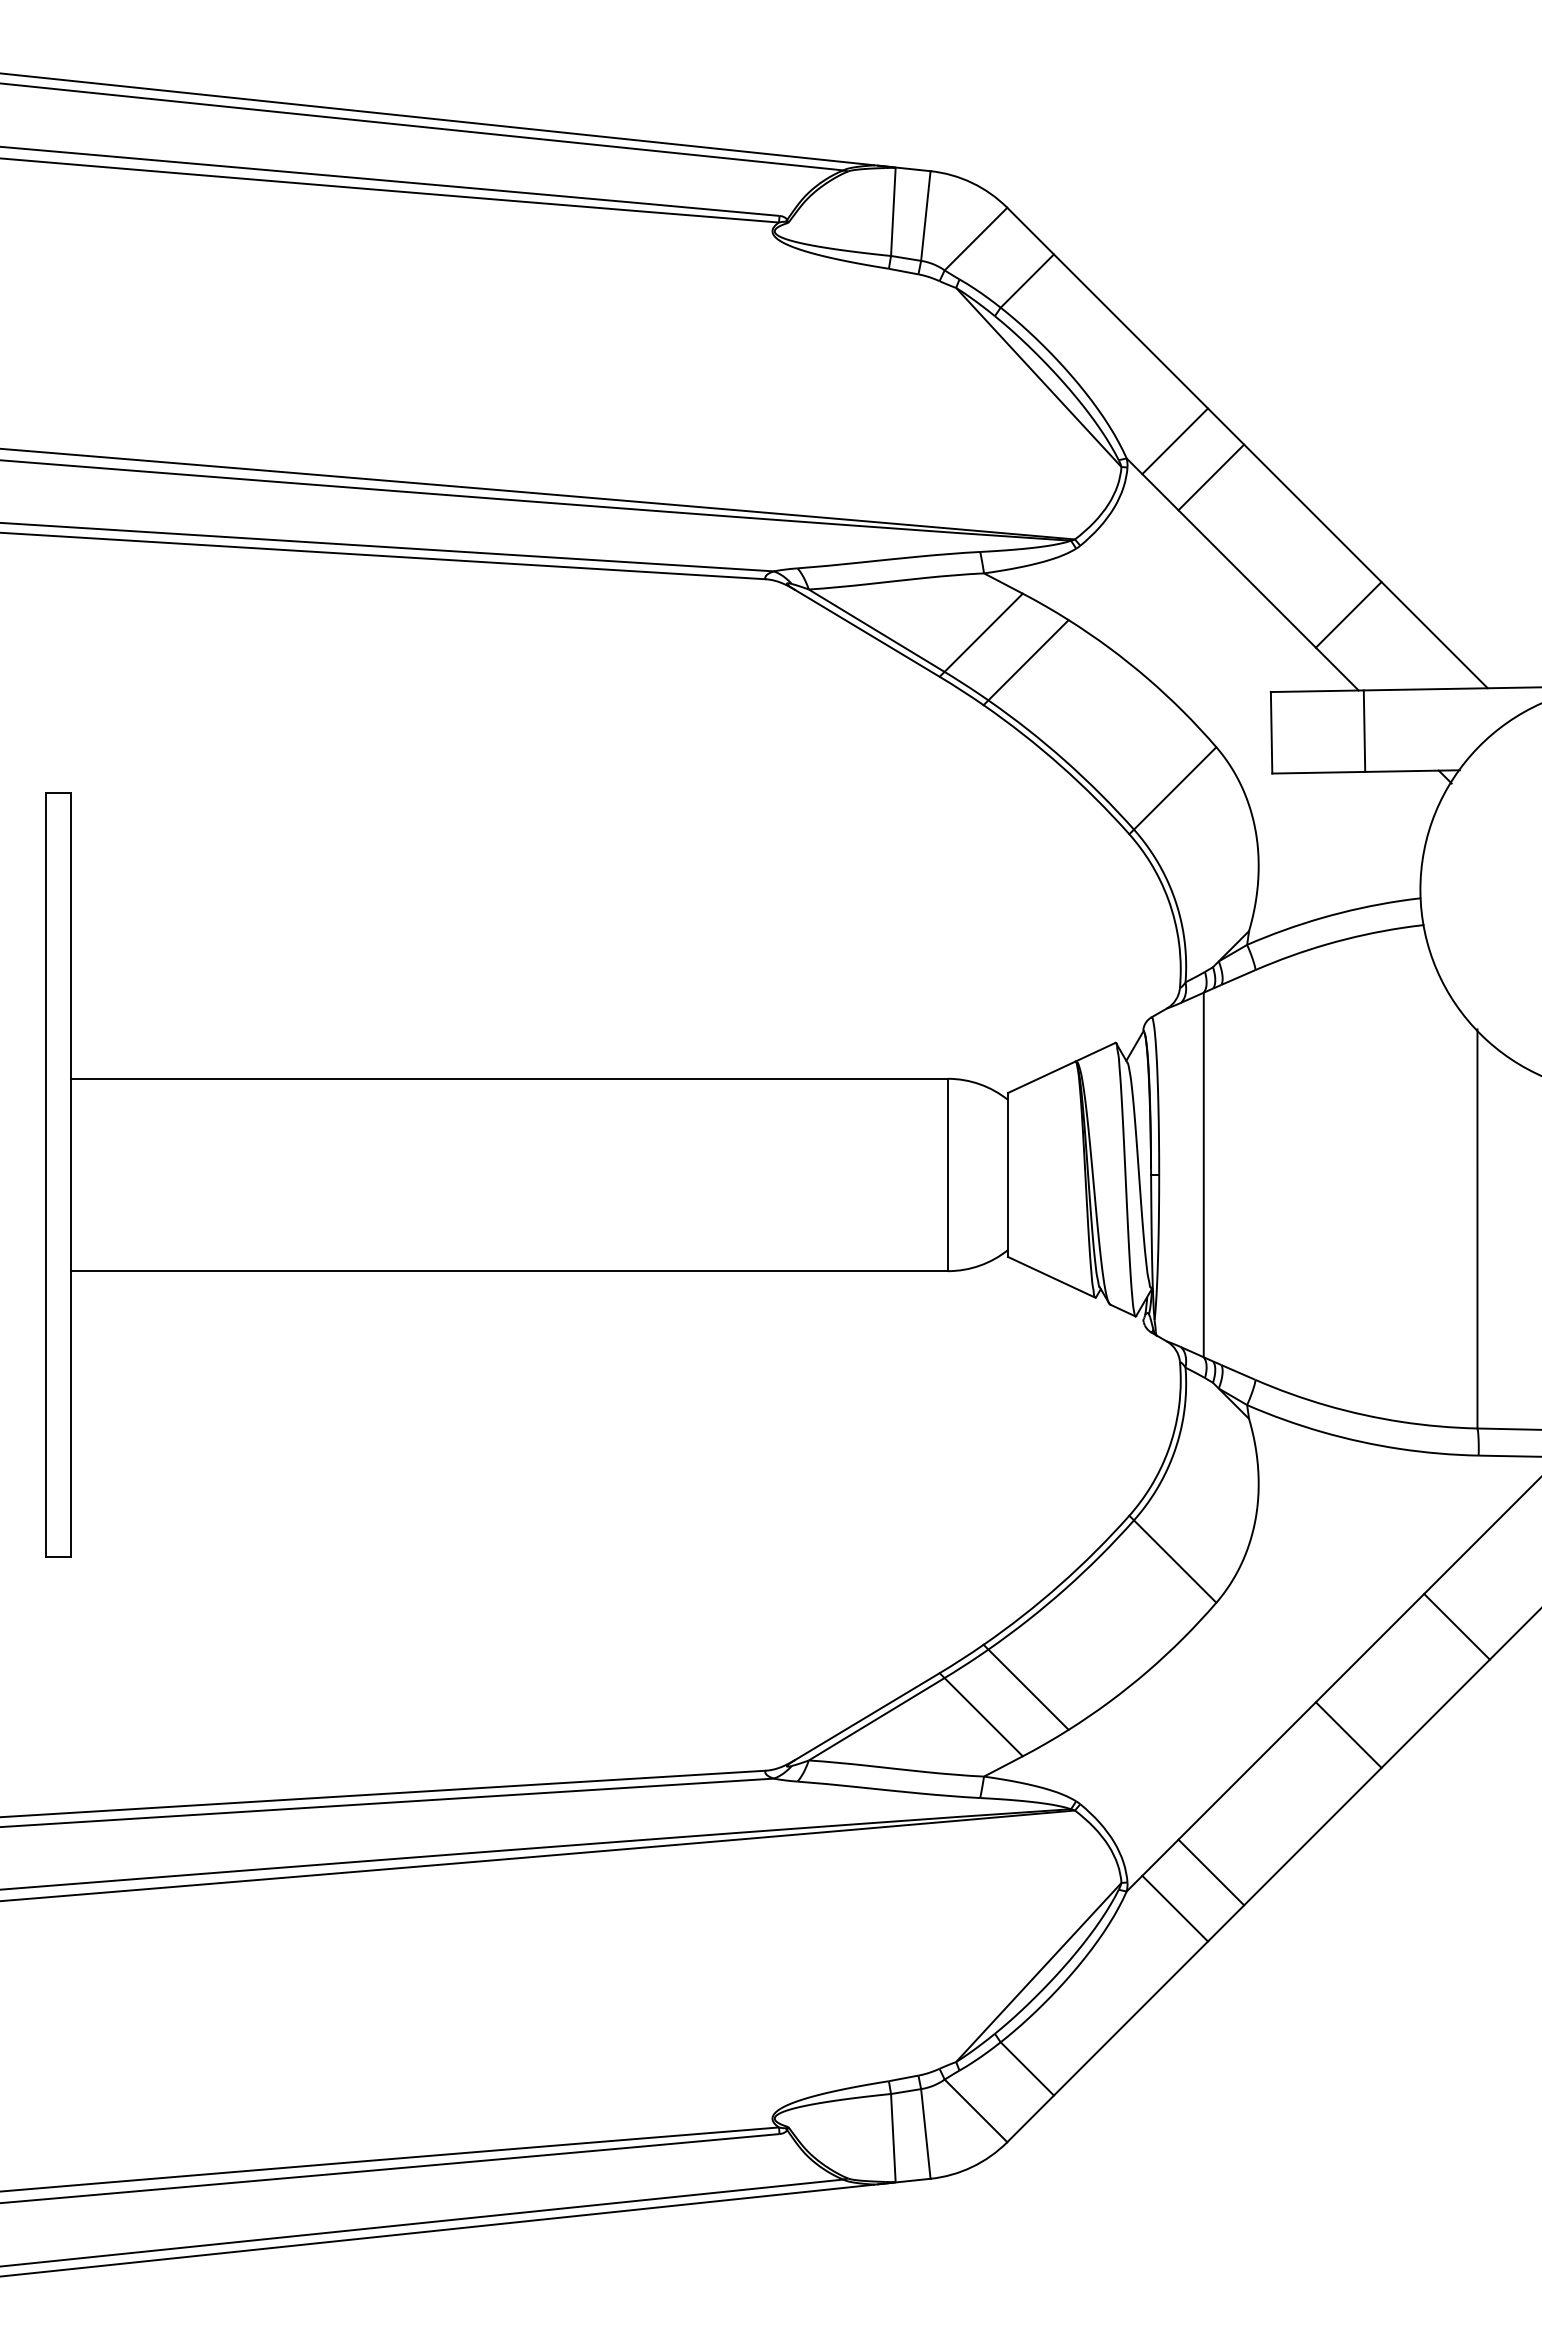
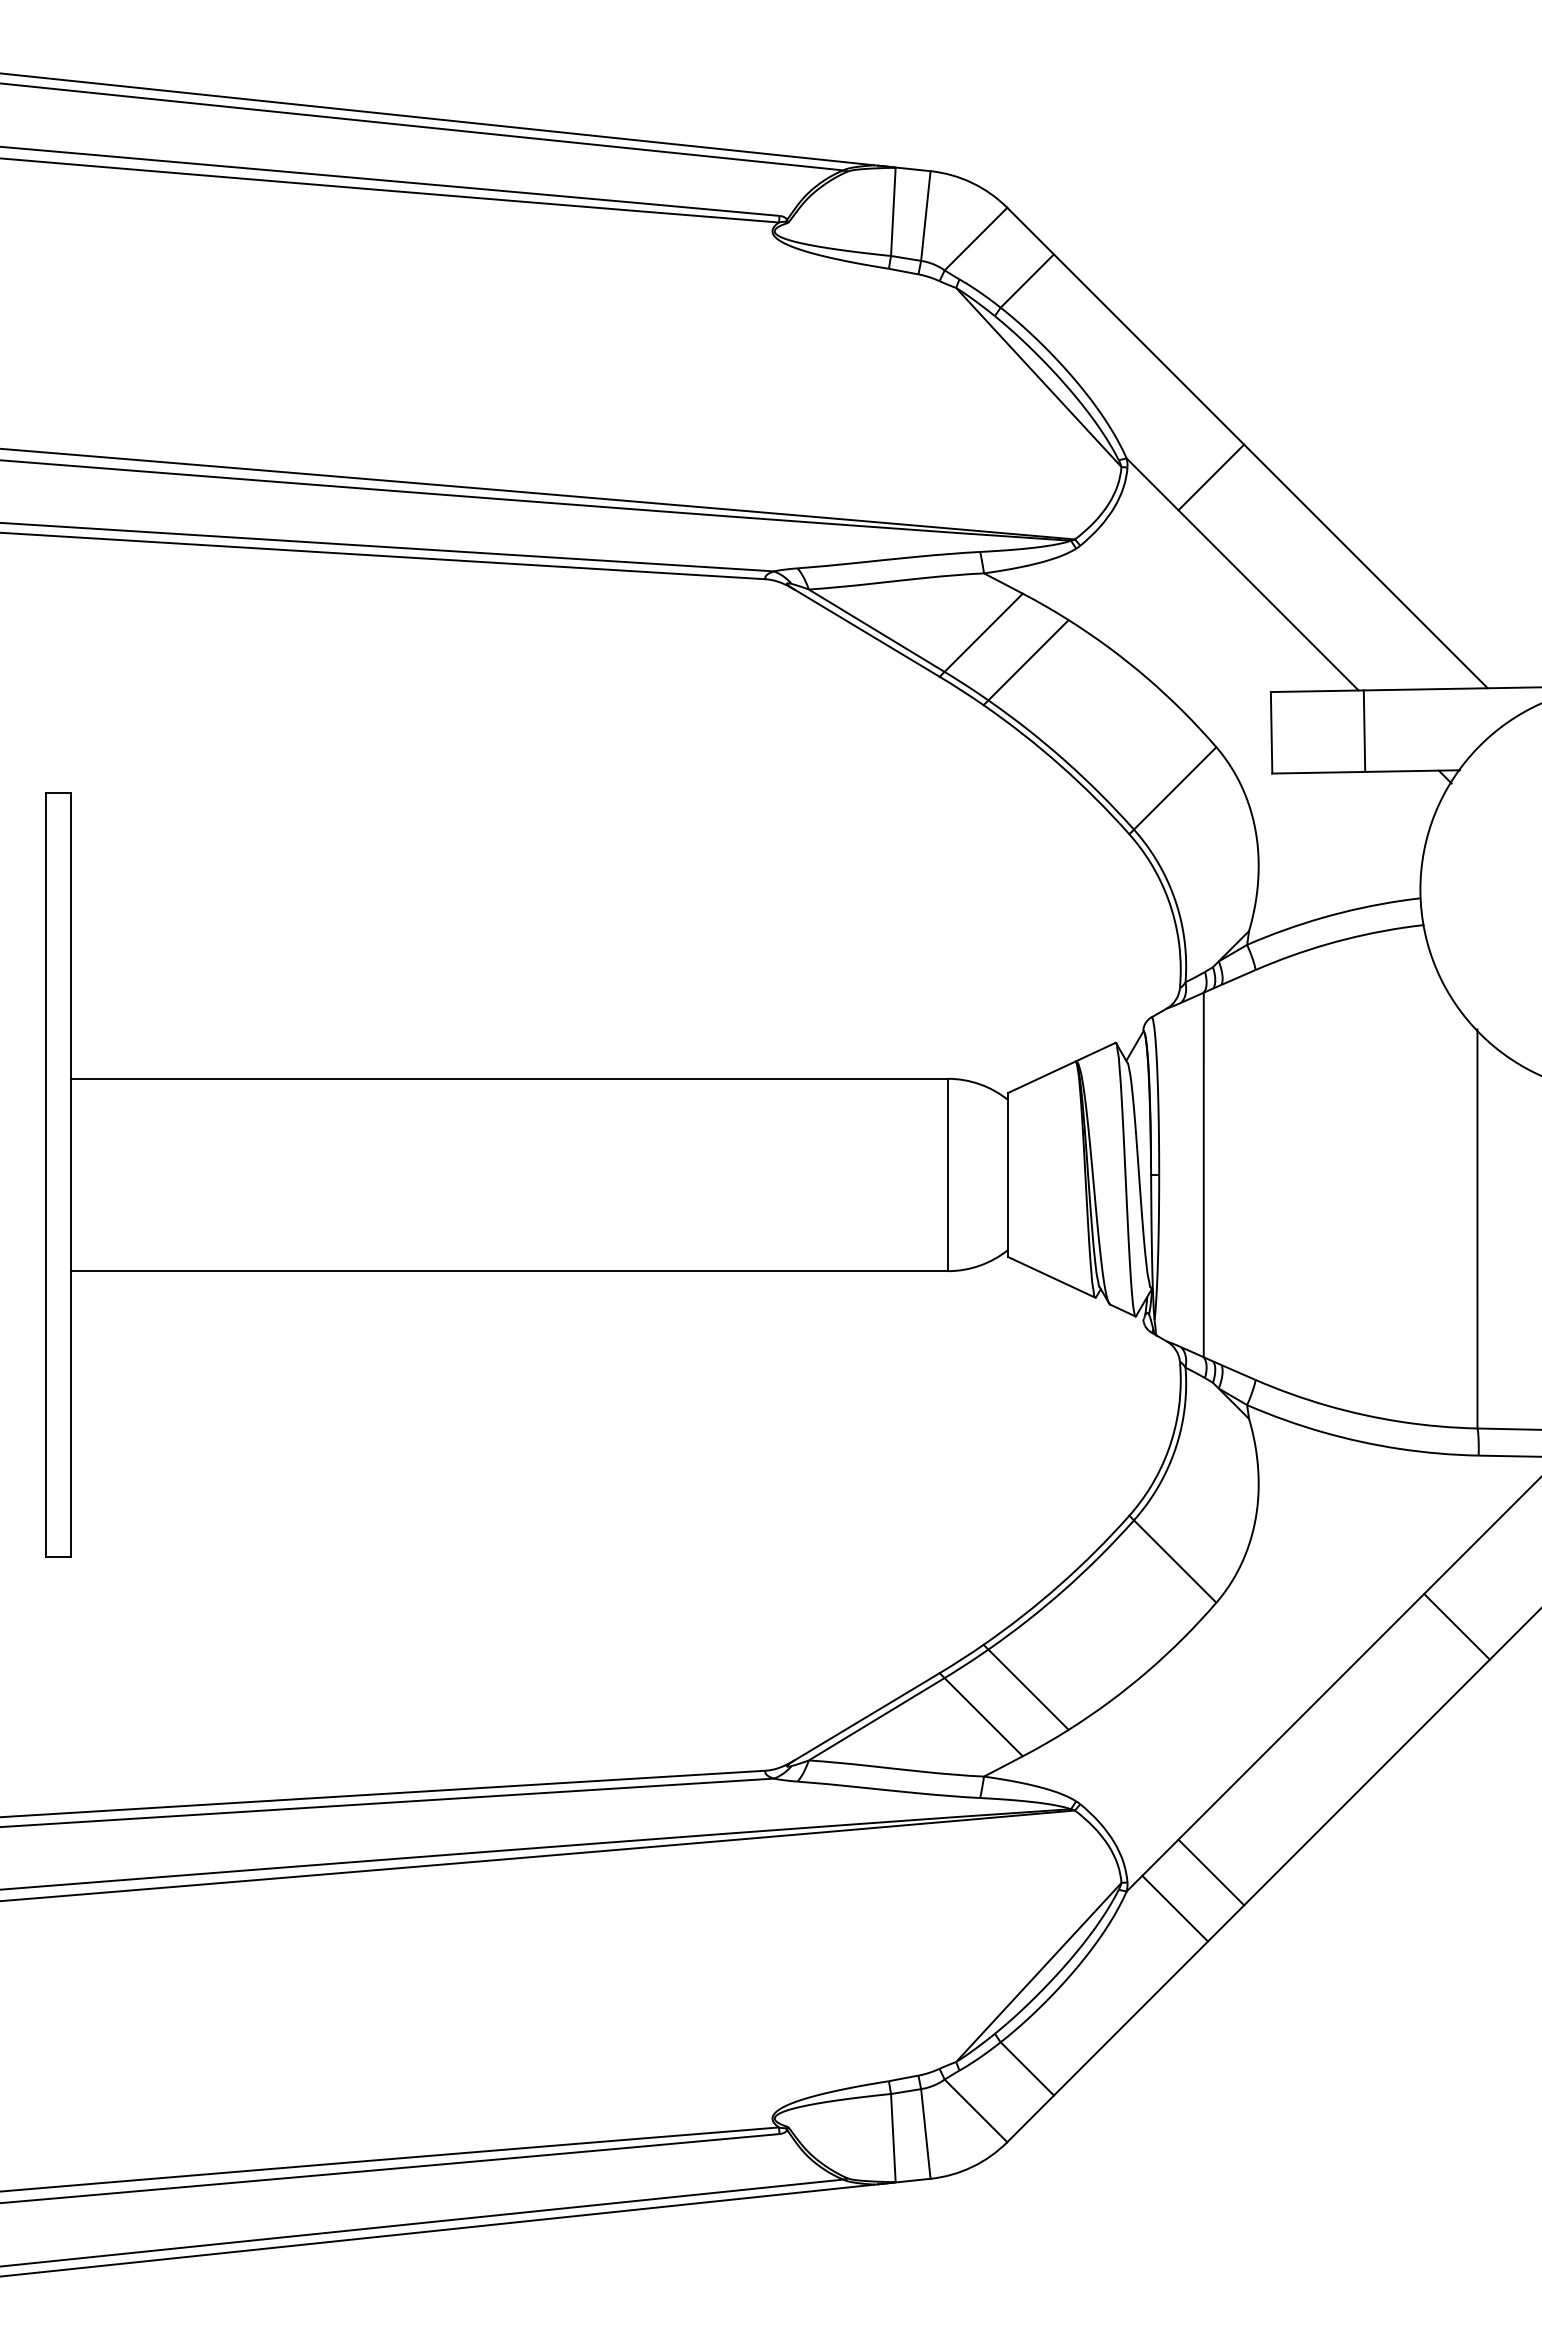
line: present -> none (1175, 441)
line: present -> none (1348, 614)
line: present -> none (1348, 1734)
